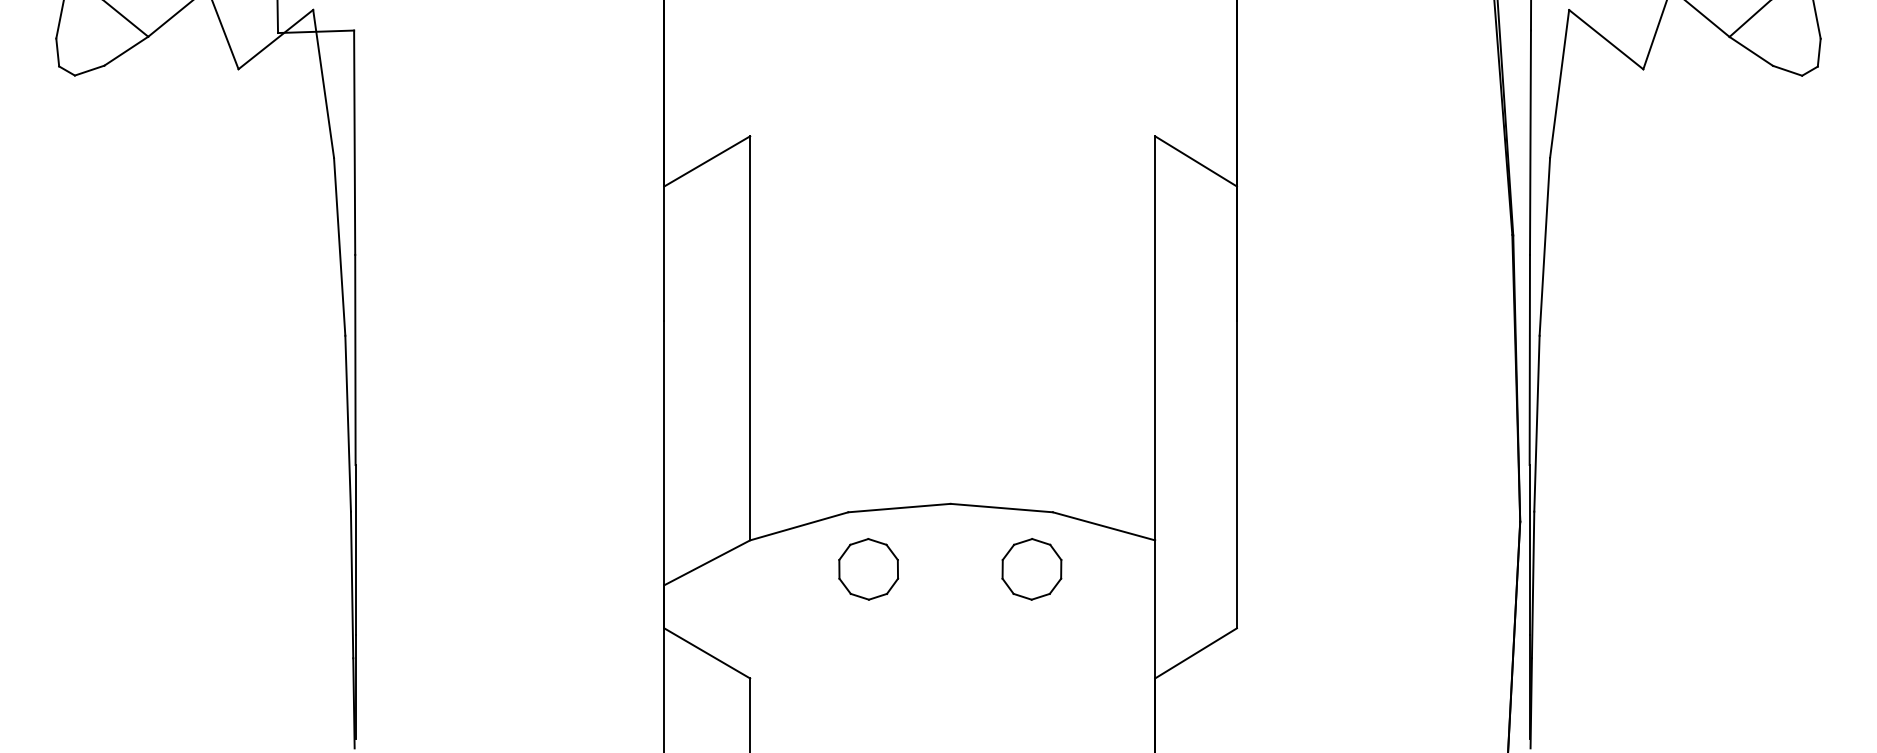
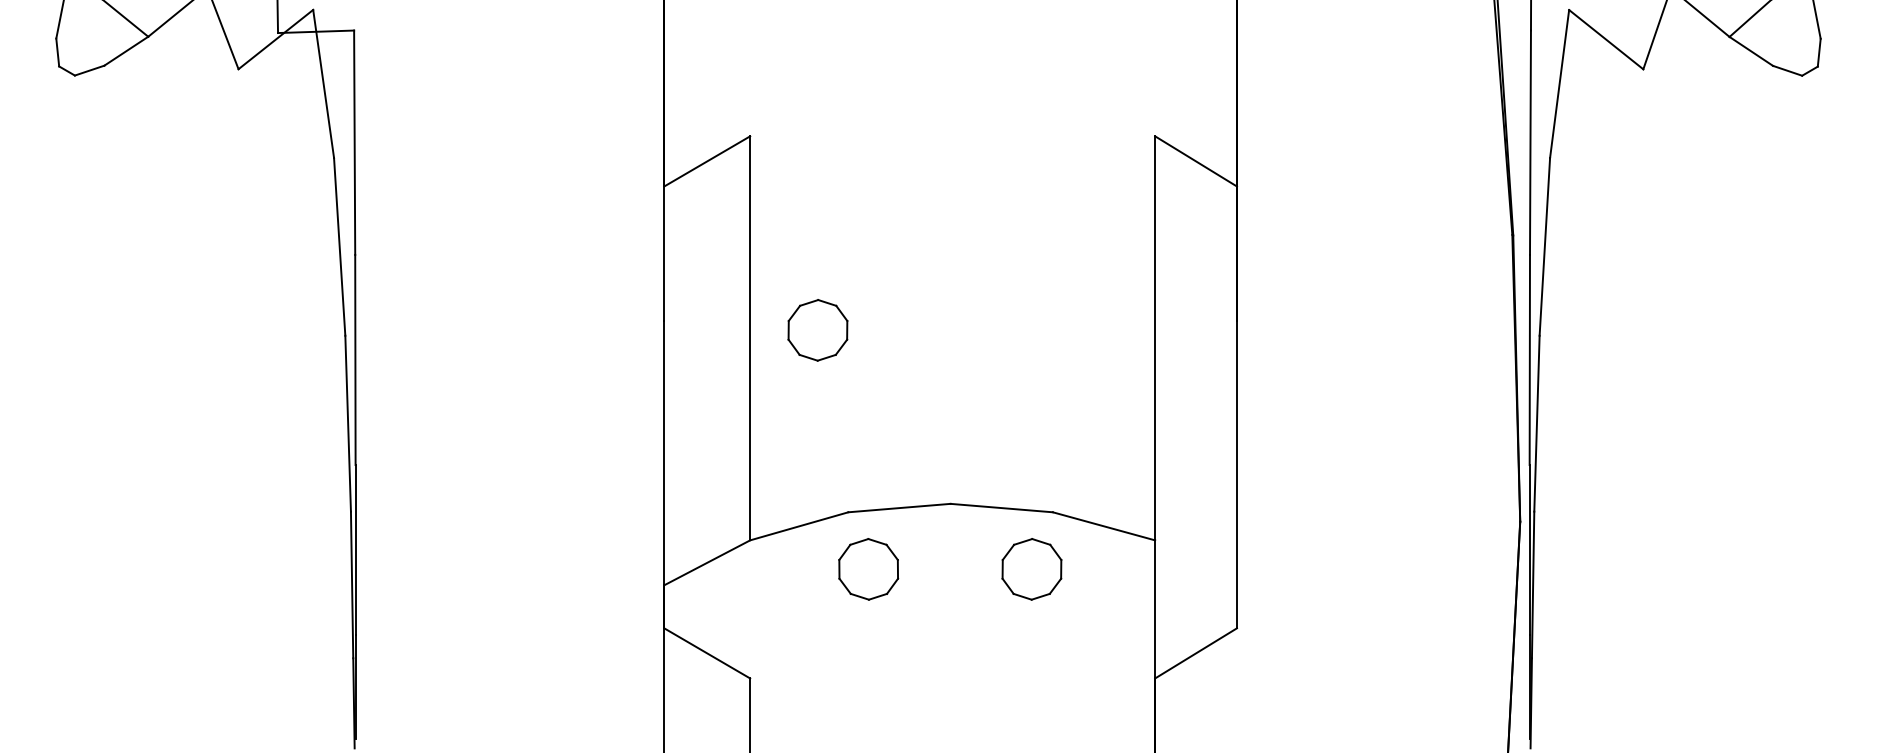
part: none -> present (817, 330)
